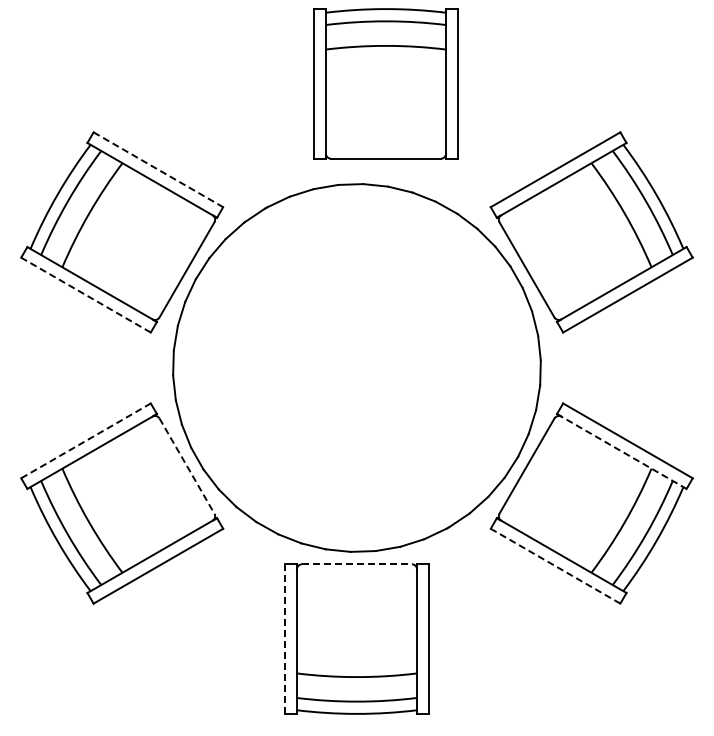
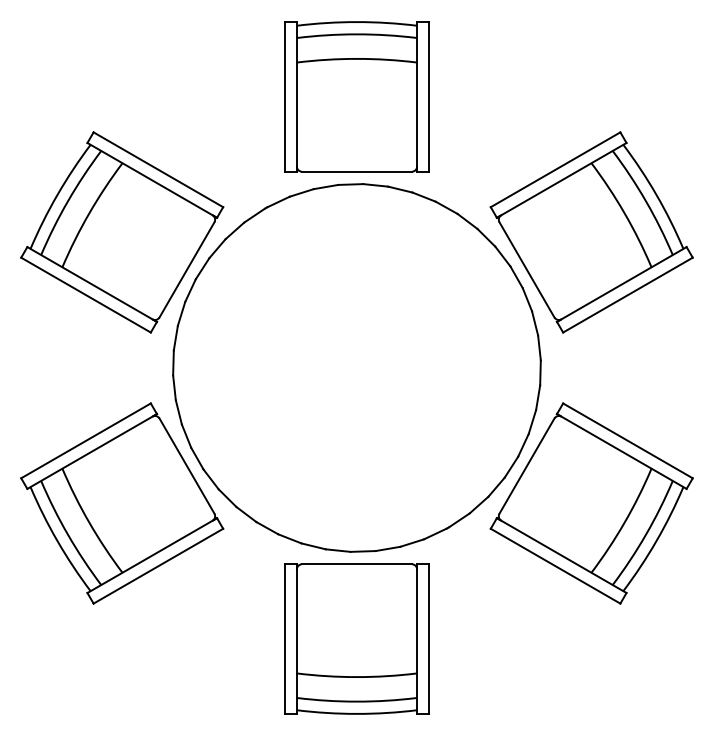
part position: (385, 83) -> (356, 96) (356, 96)
line: dashed -> solid (158, 169)
line: dashed -> solid (86, 295)
line: dashed -> solid (86, 440)
line: dashed -> solid (621, 451)
line: dashed -> solid (187, 466)
line: dashed -> solid (357, 564)
line: dashed -> solid (555, 566)
line: dashed -> solid (284, 639)
